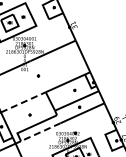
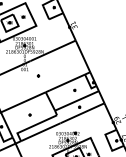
line: dashed -> solid (23, 102)
line: dashed -> solid (40, 132)
